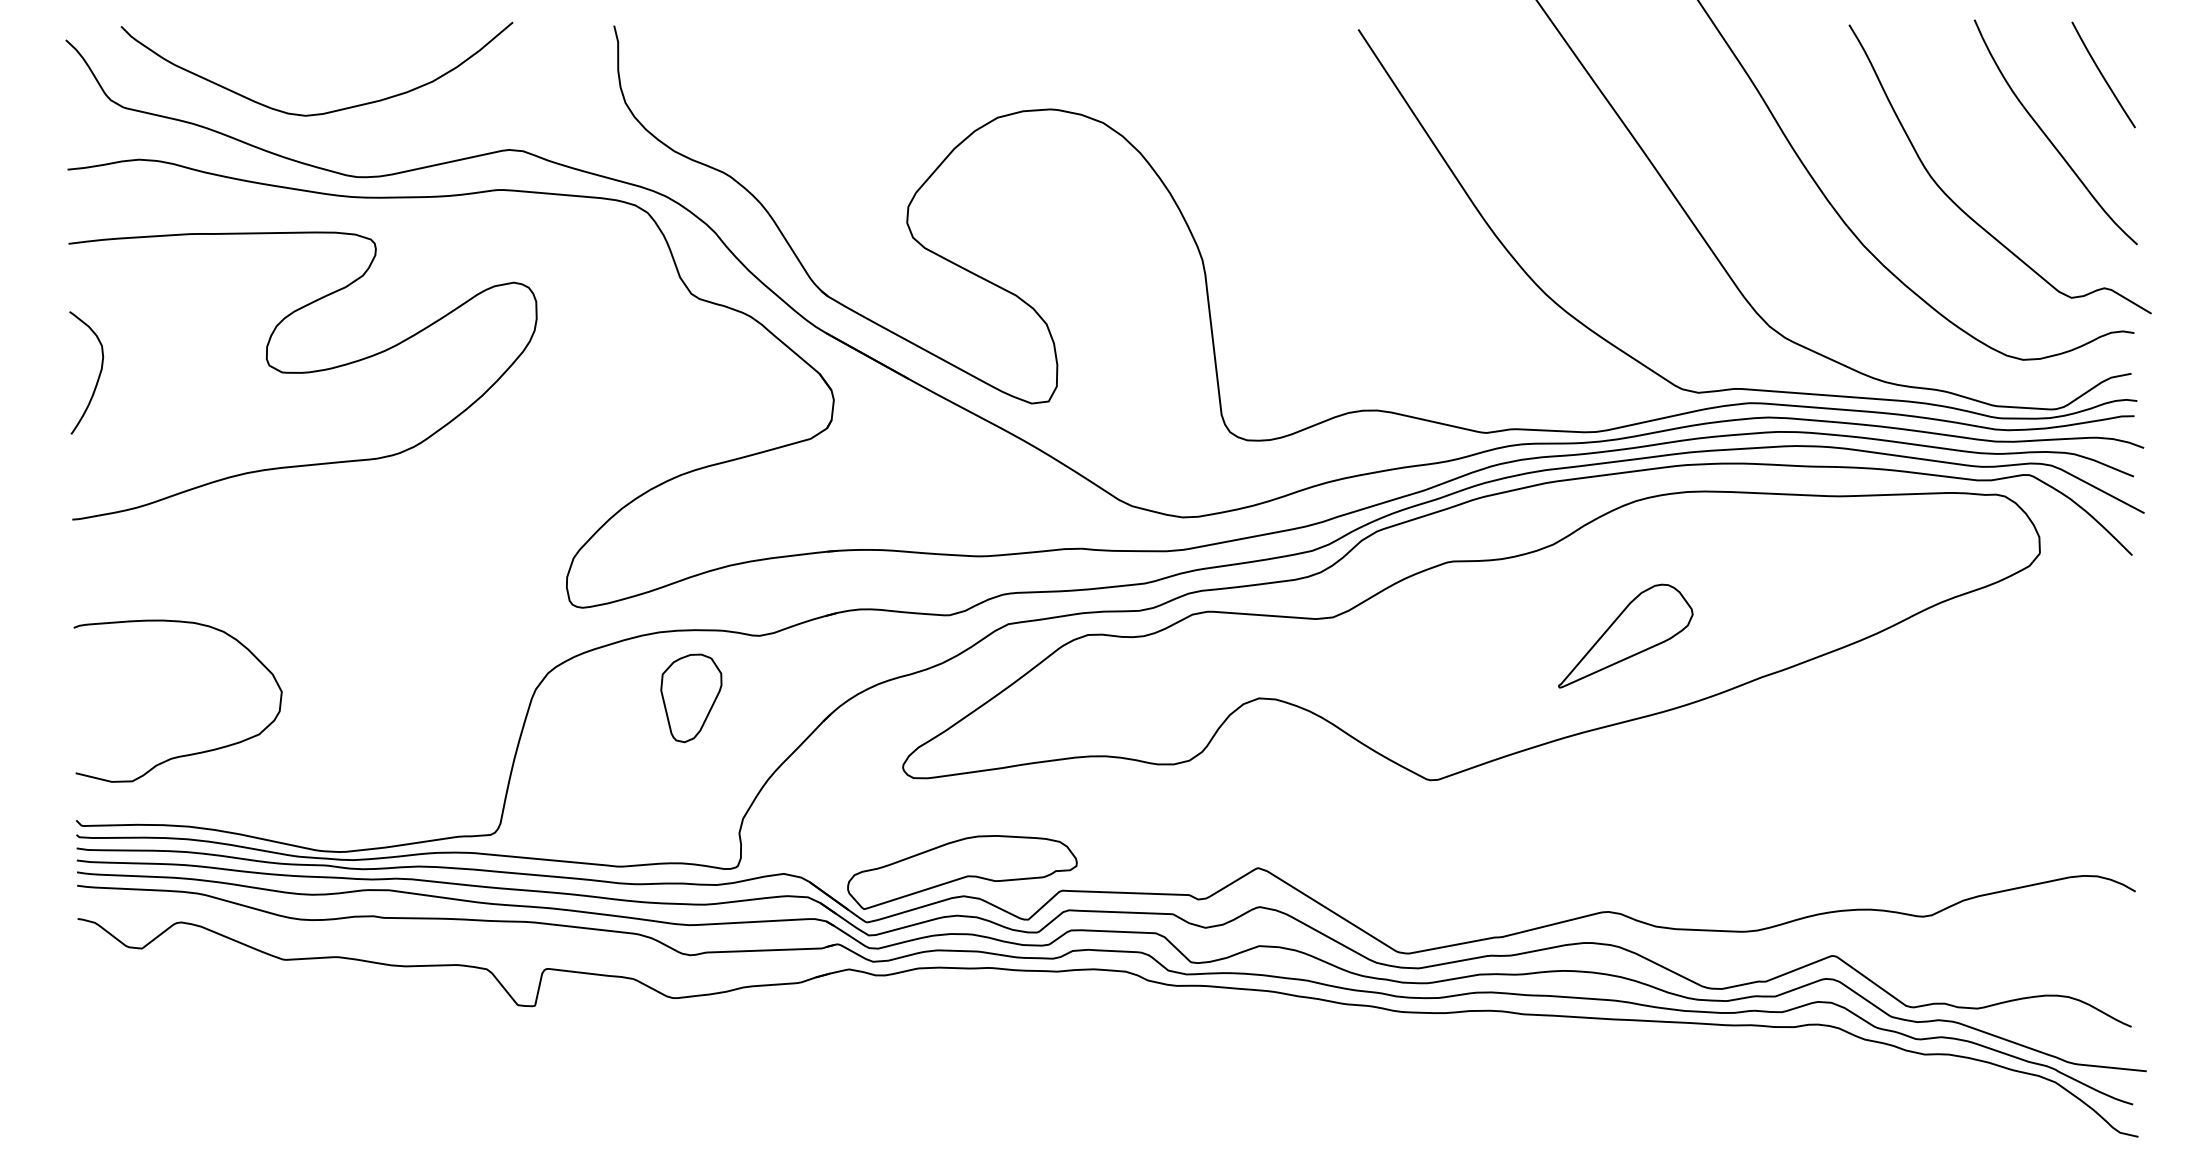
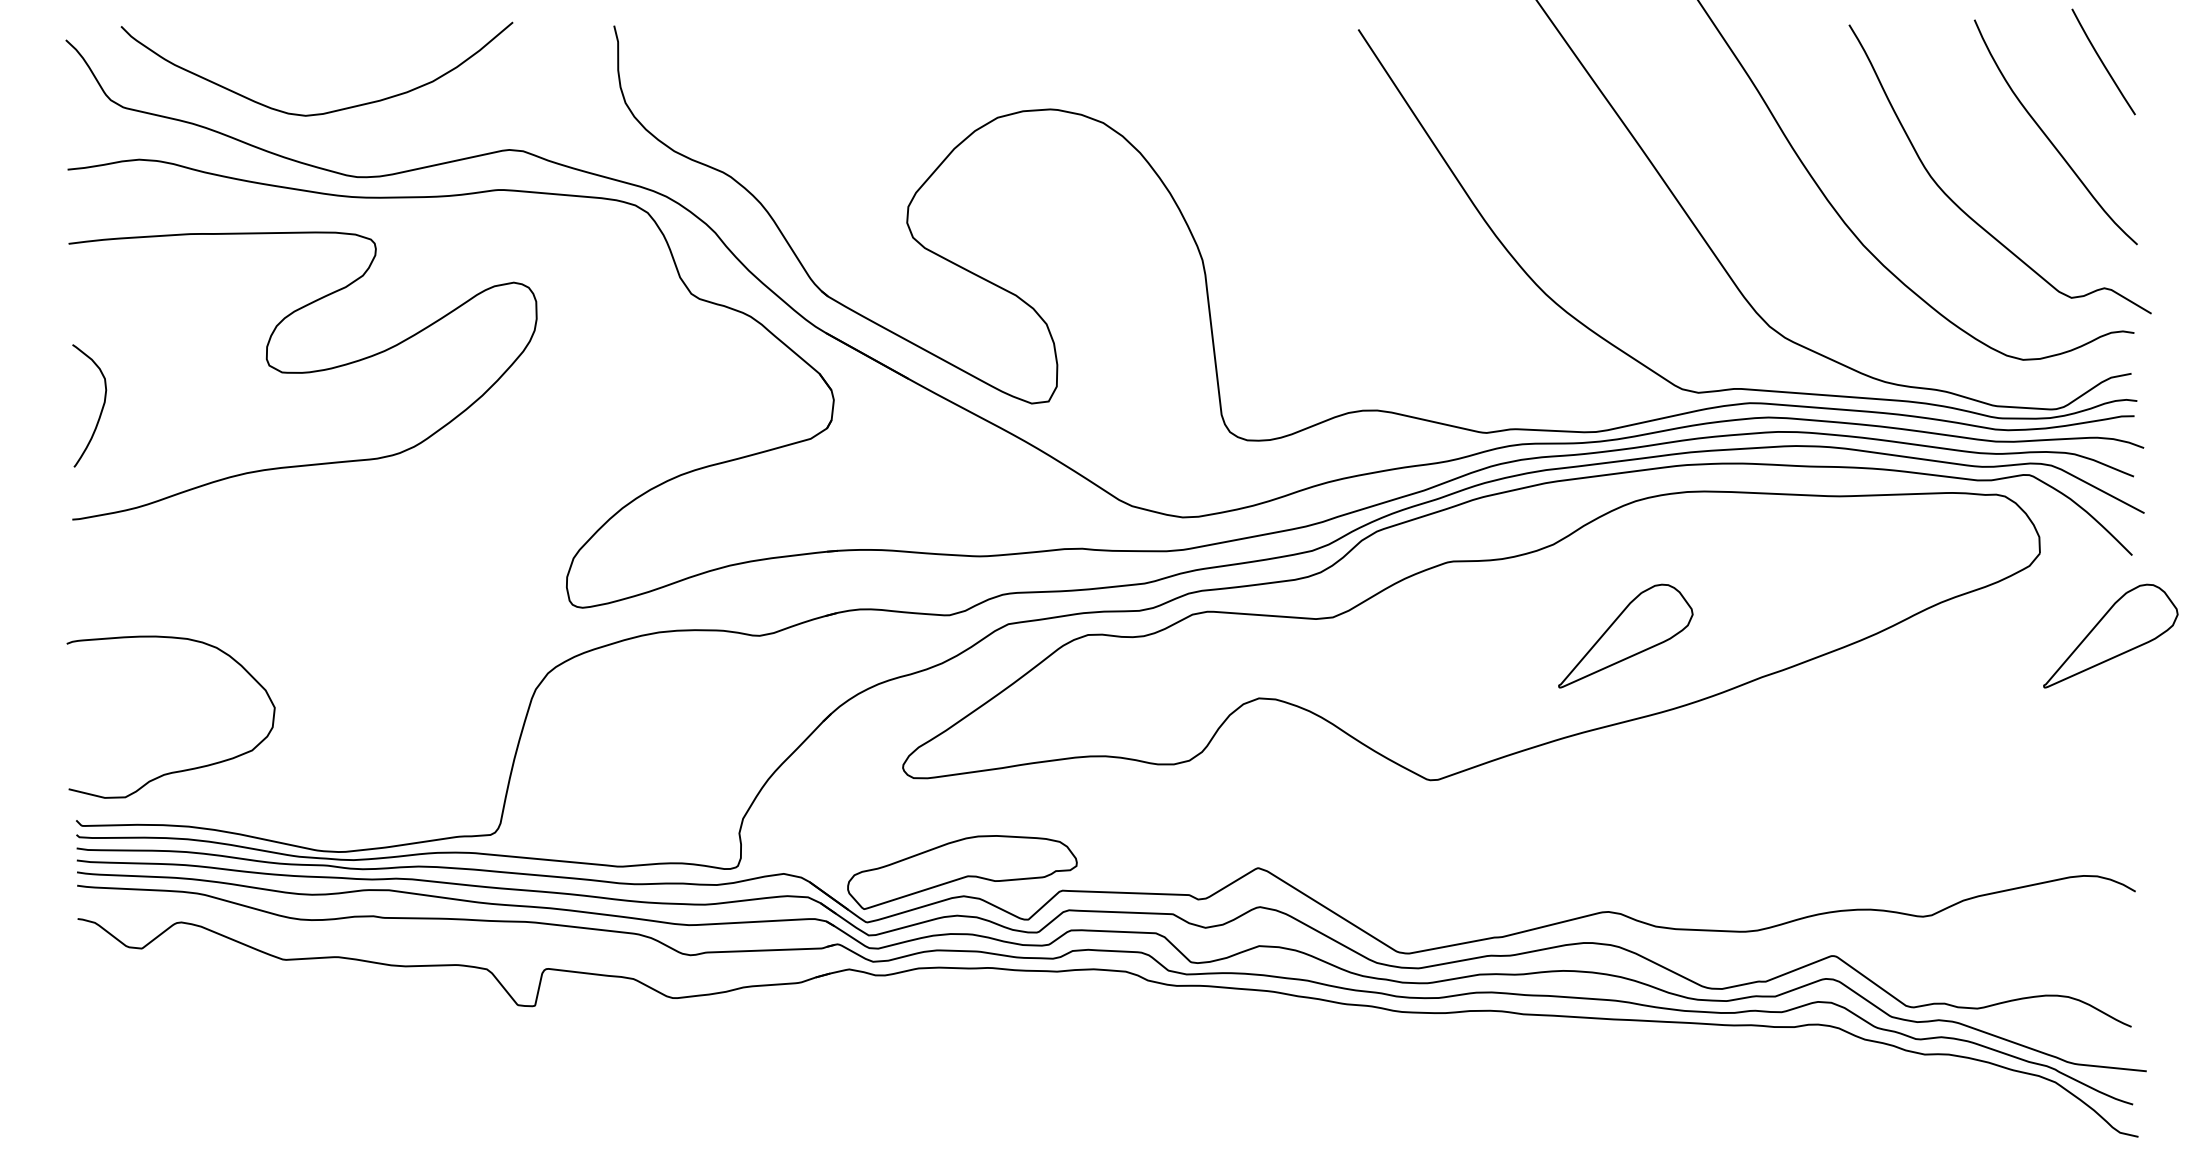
curve position: (2102, 74) -> (2102, 61) (2102, 61)
curve position: (98, 375) -> (101, 408) (101, 408)
part: none -> present (2110, 635)
part: present -> none (691, 698)
curve position: (190, 753) -> (183, 769) (183, 769)
